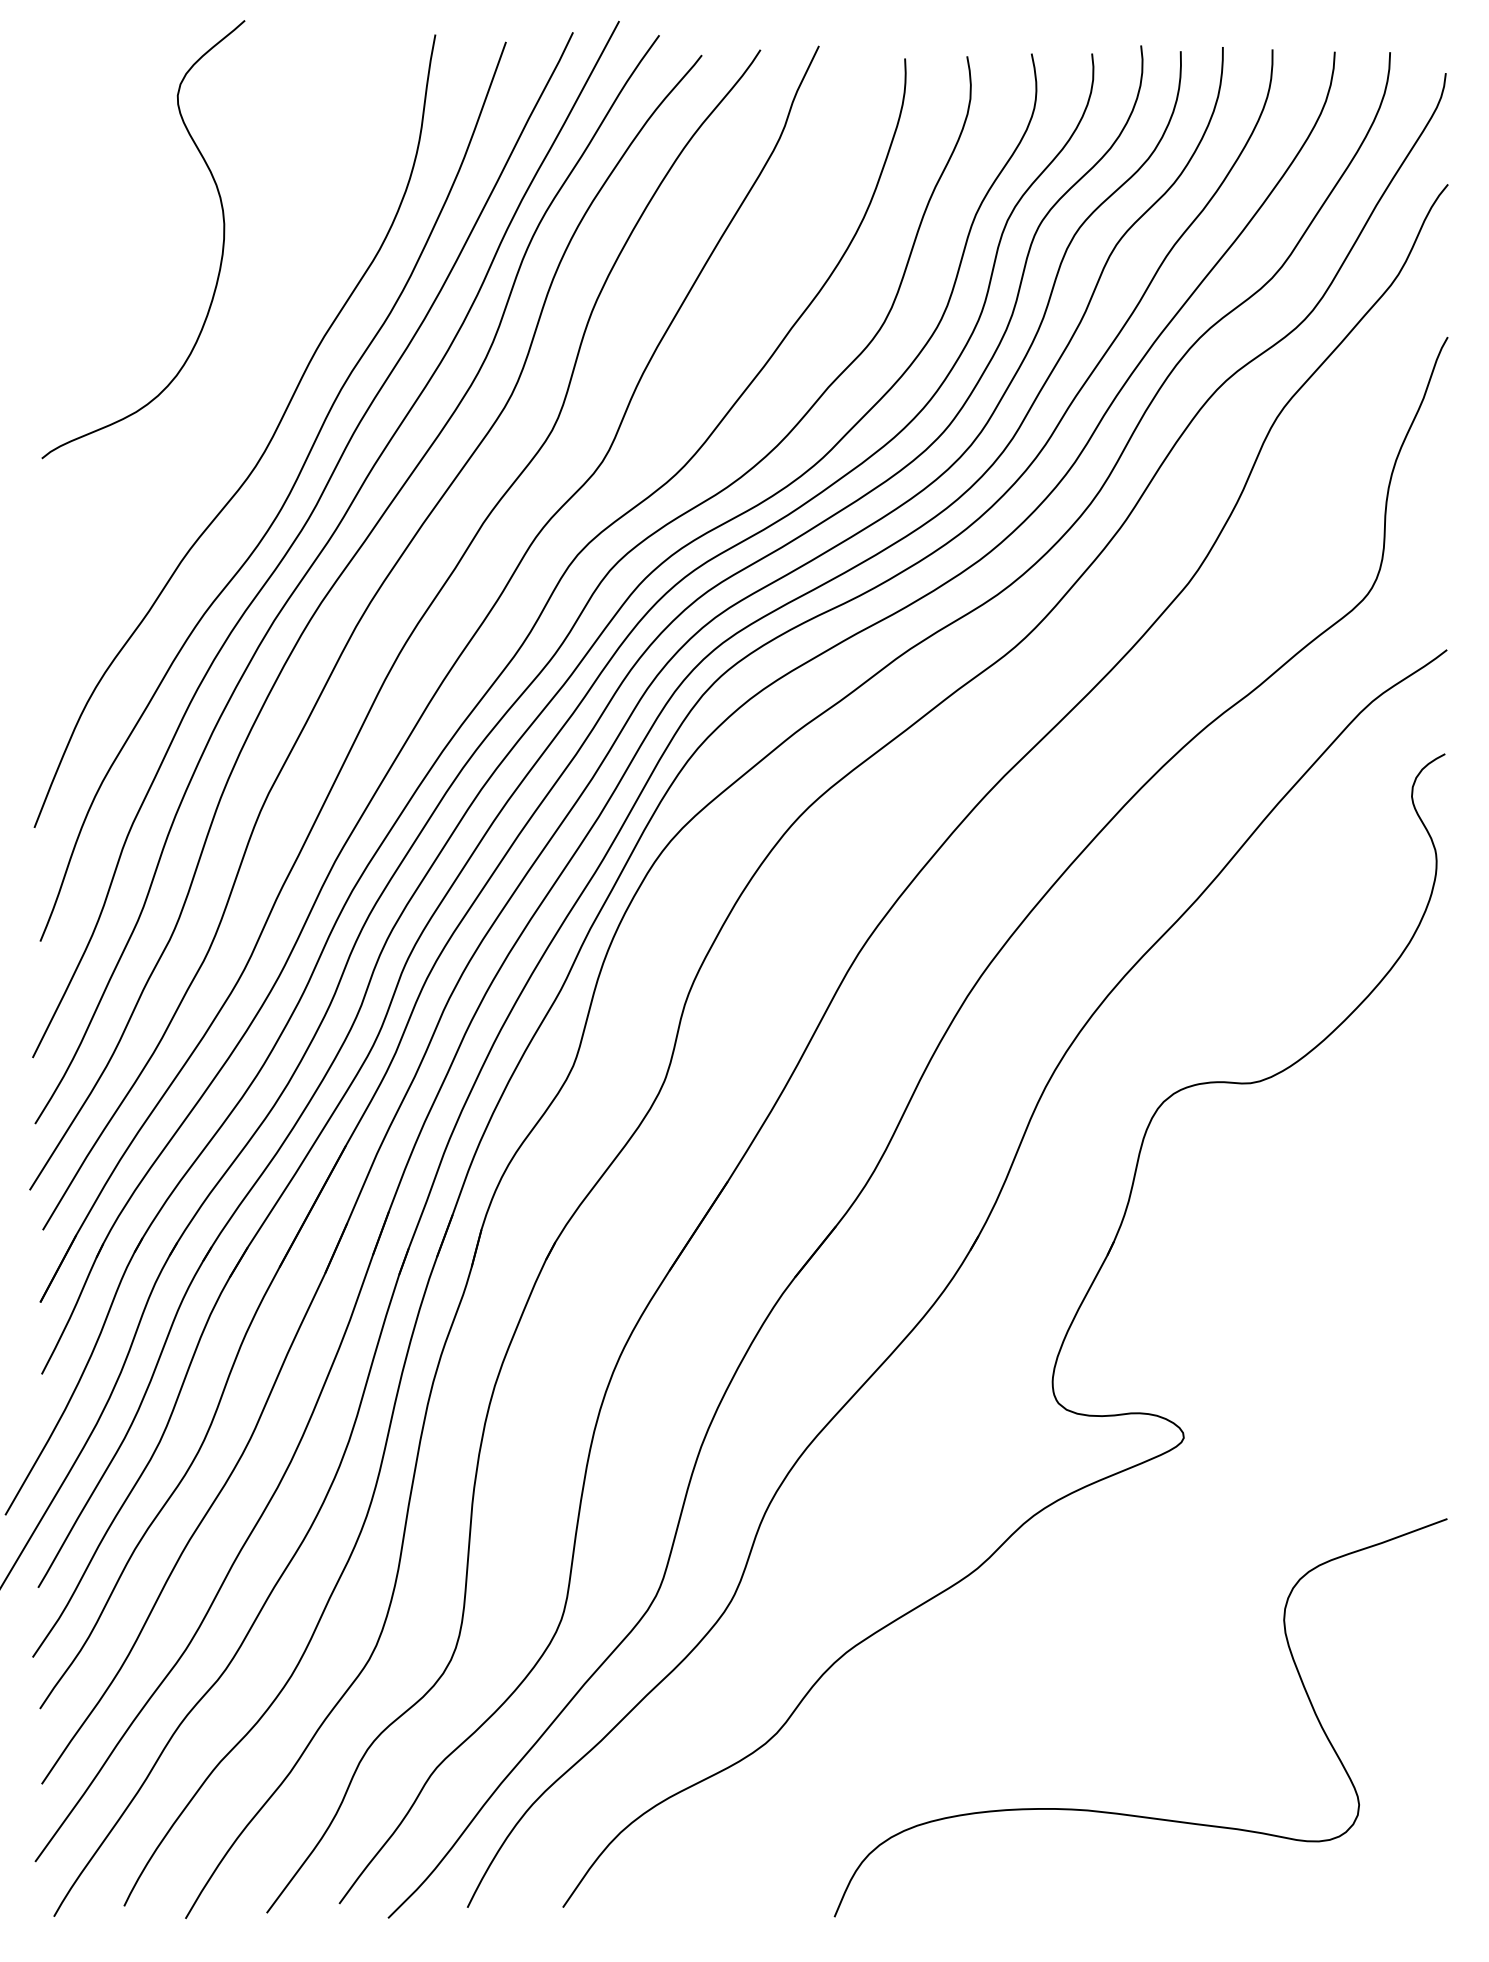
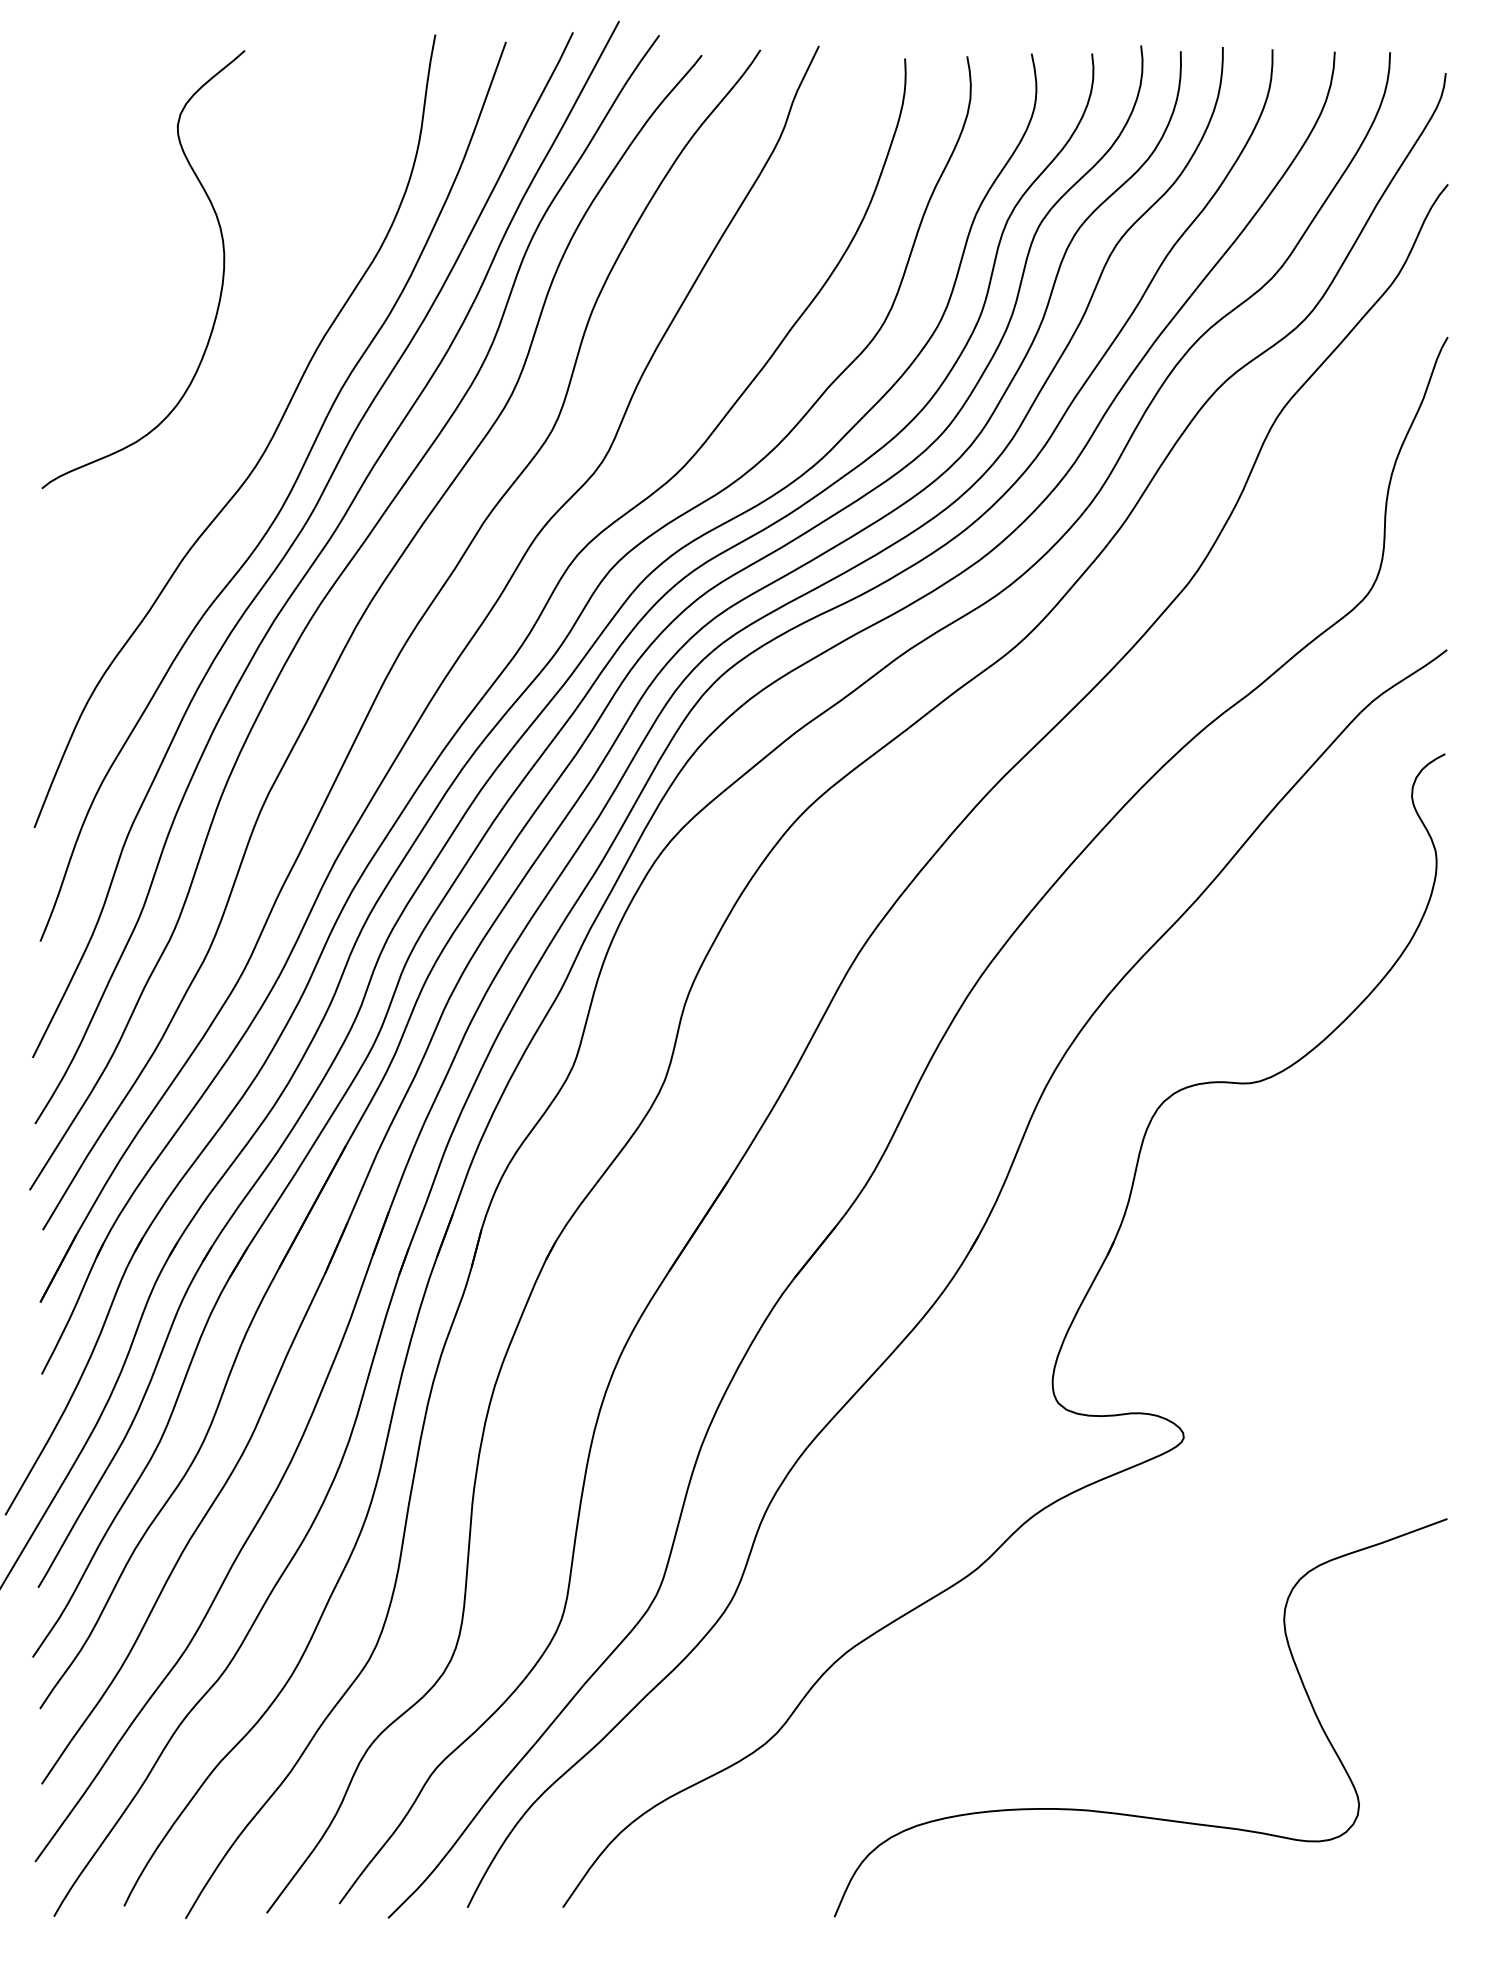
curve position: (222, 242) -> (222, 272) (222, 272)
